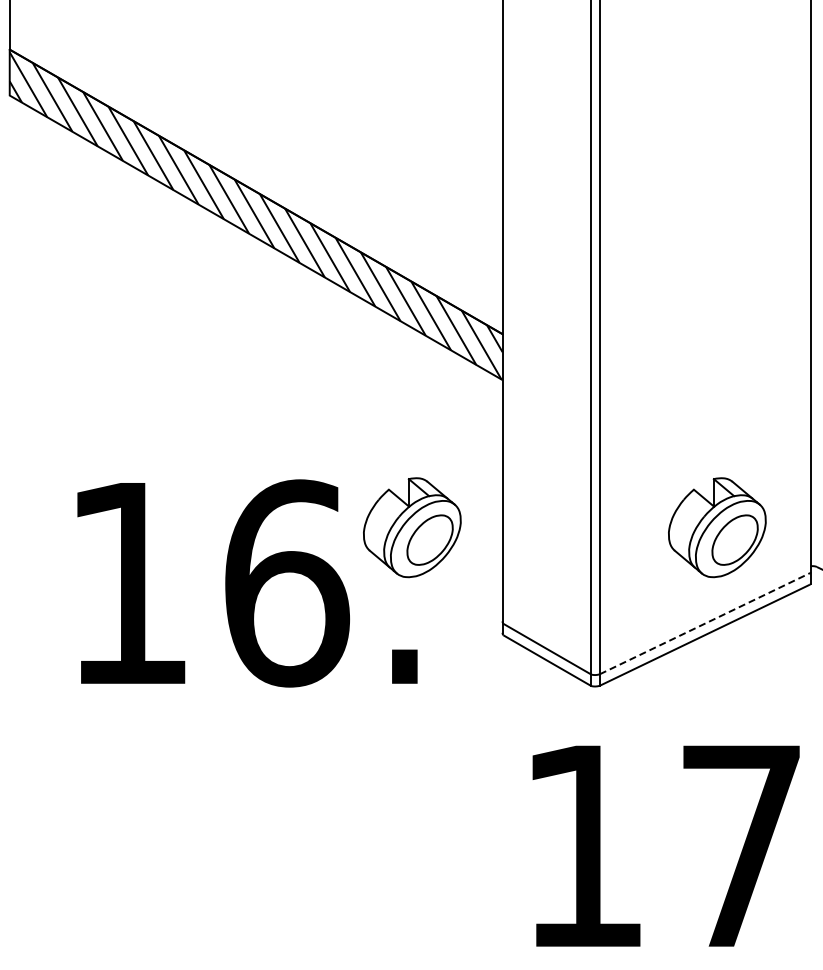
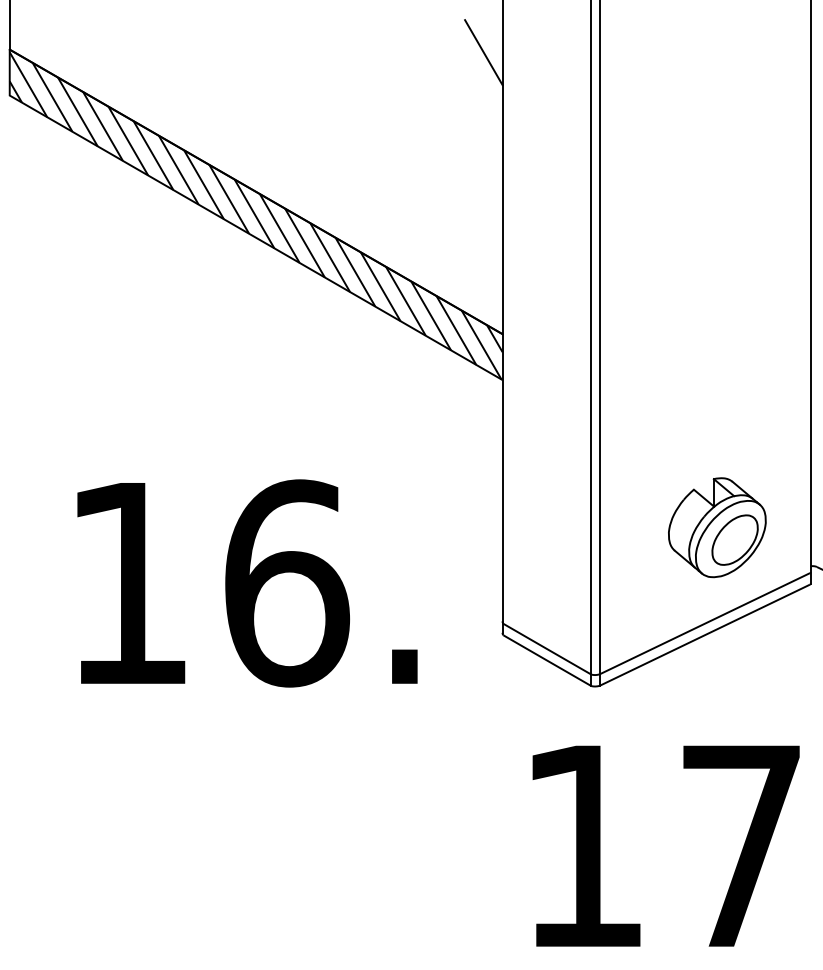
line: none -> present (483, 52)
part: present -> none (412, 527)
line: dashed -> solid (704, 623)
